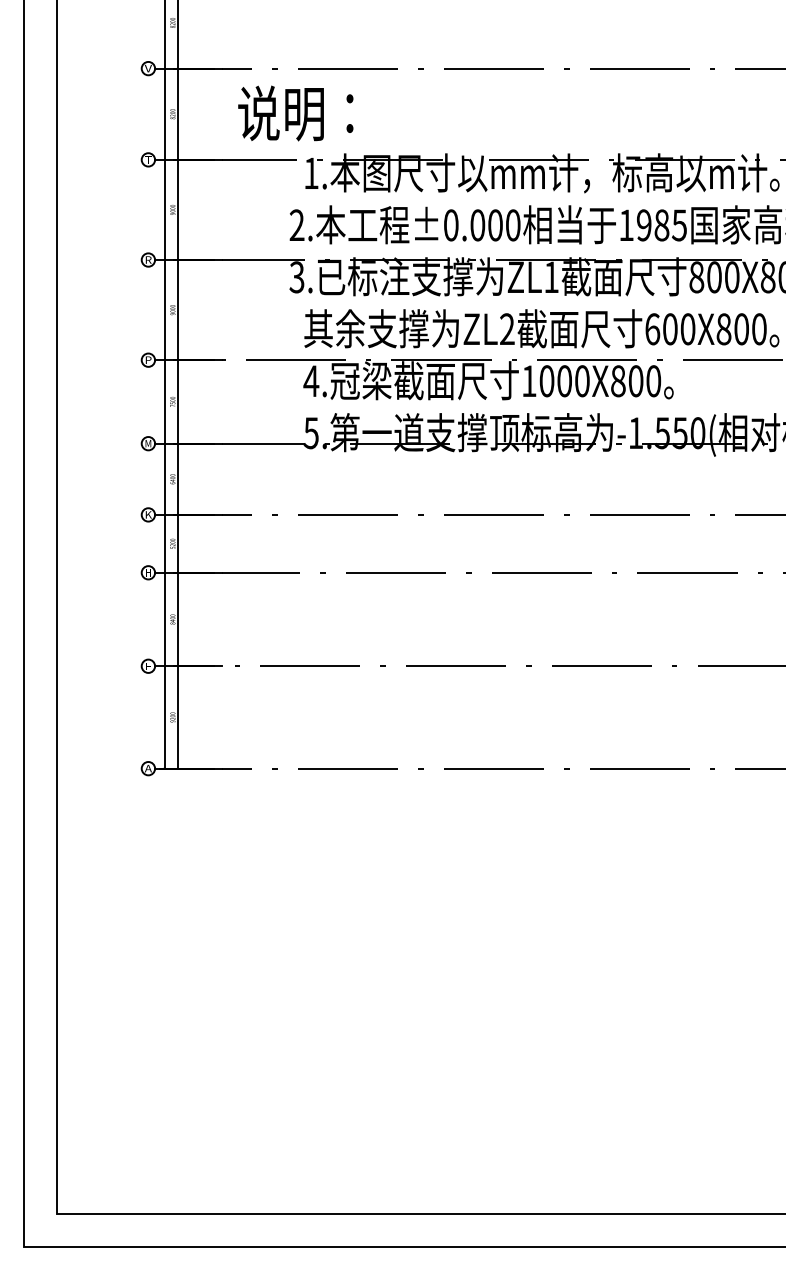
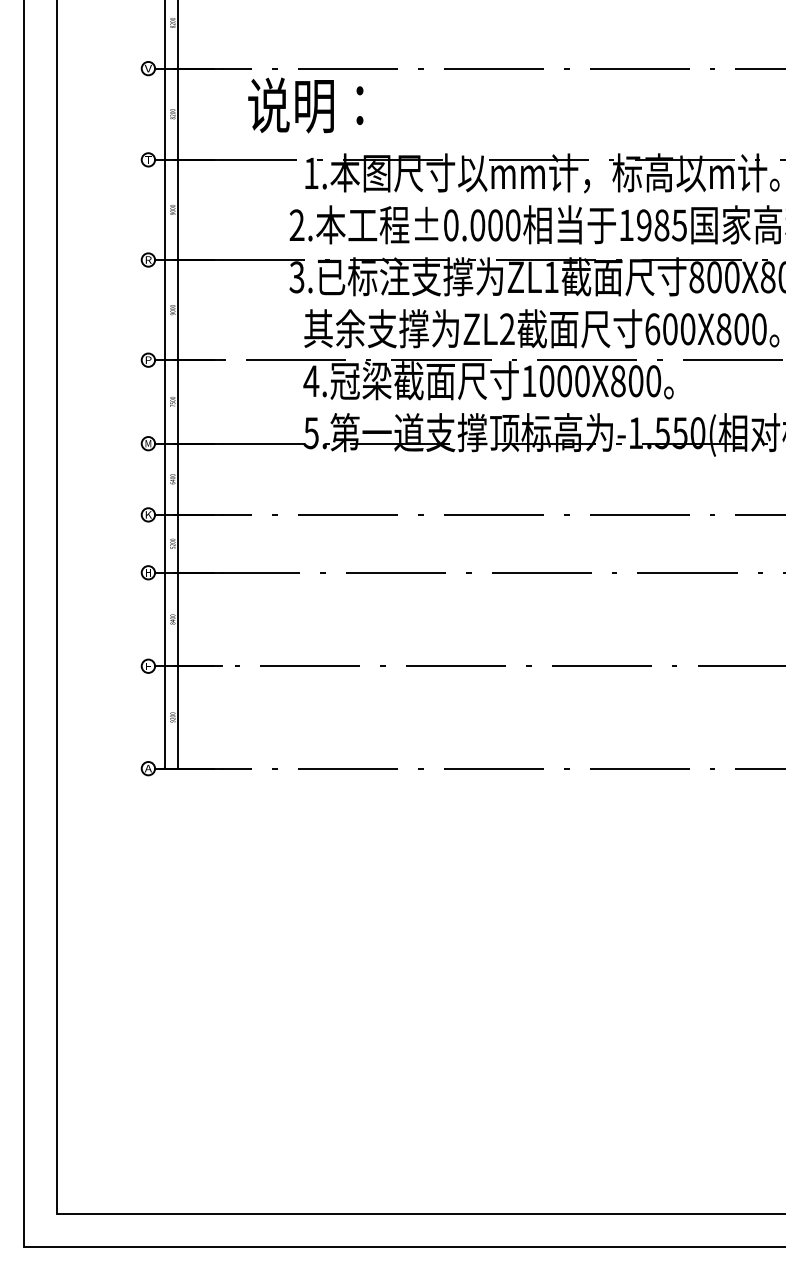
text position: (295, 113) -> (305, 105) (305, 105)
